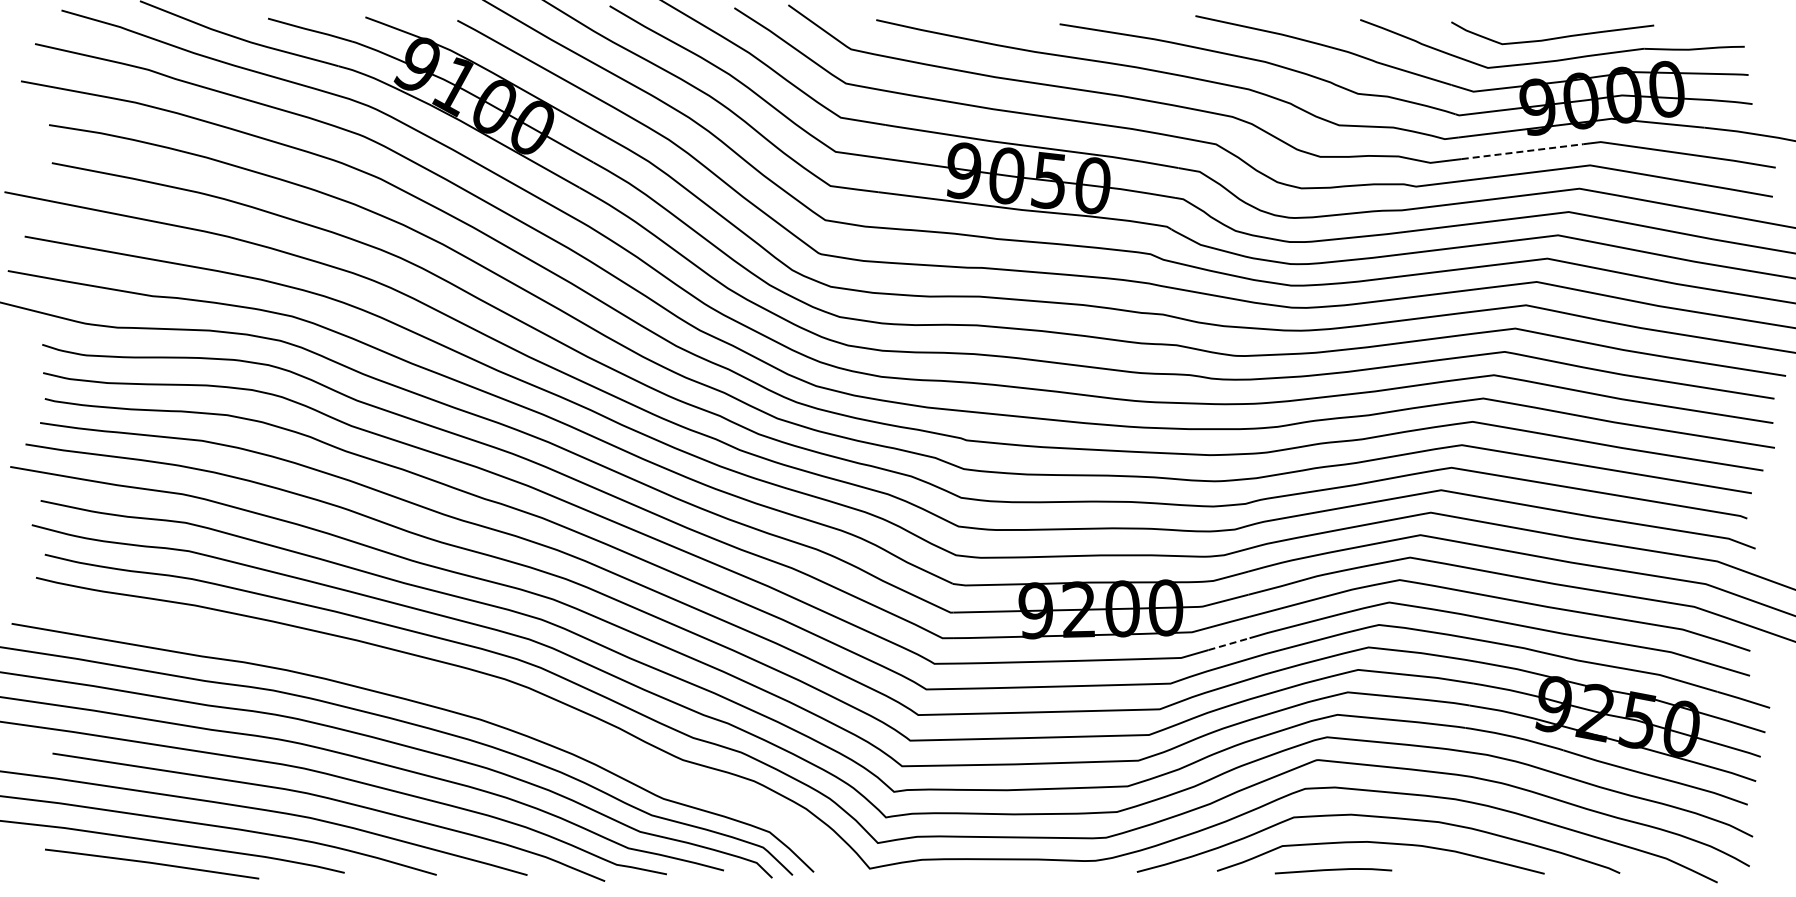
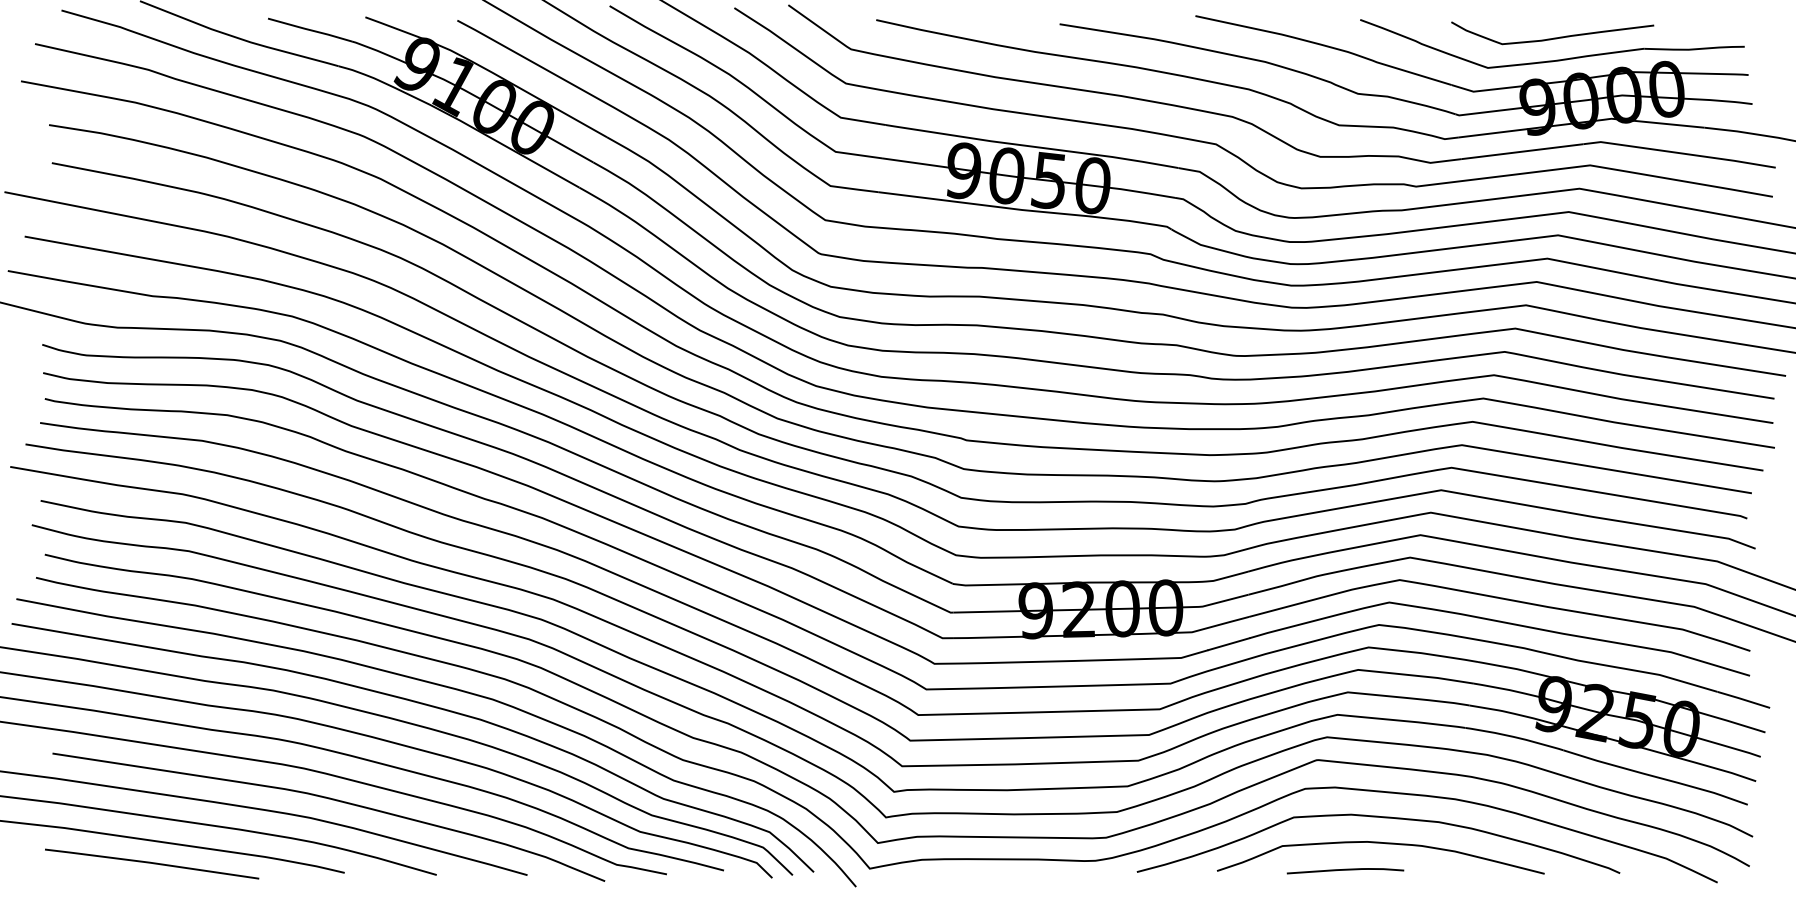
line: dashed -> solid (1520, 151)
line: dashed -> solid (1229, 644)
curve: none -> present (448, 688)
curve position: (1333, 870) -> (1345, 870) (1345, 870)
